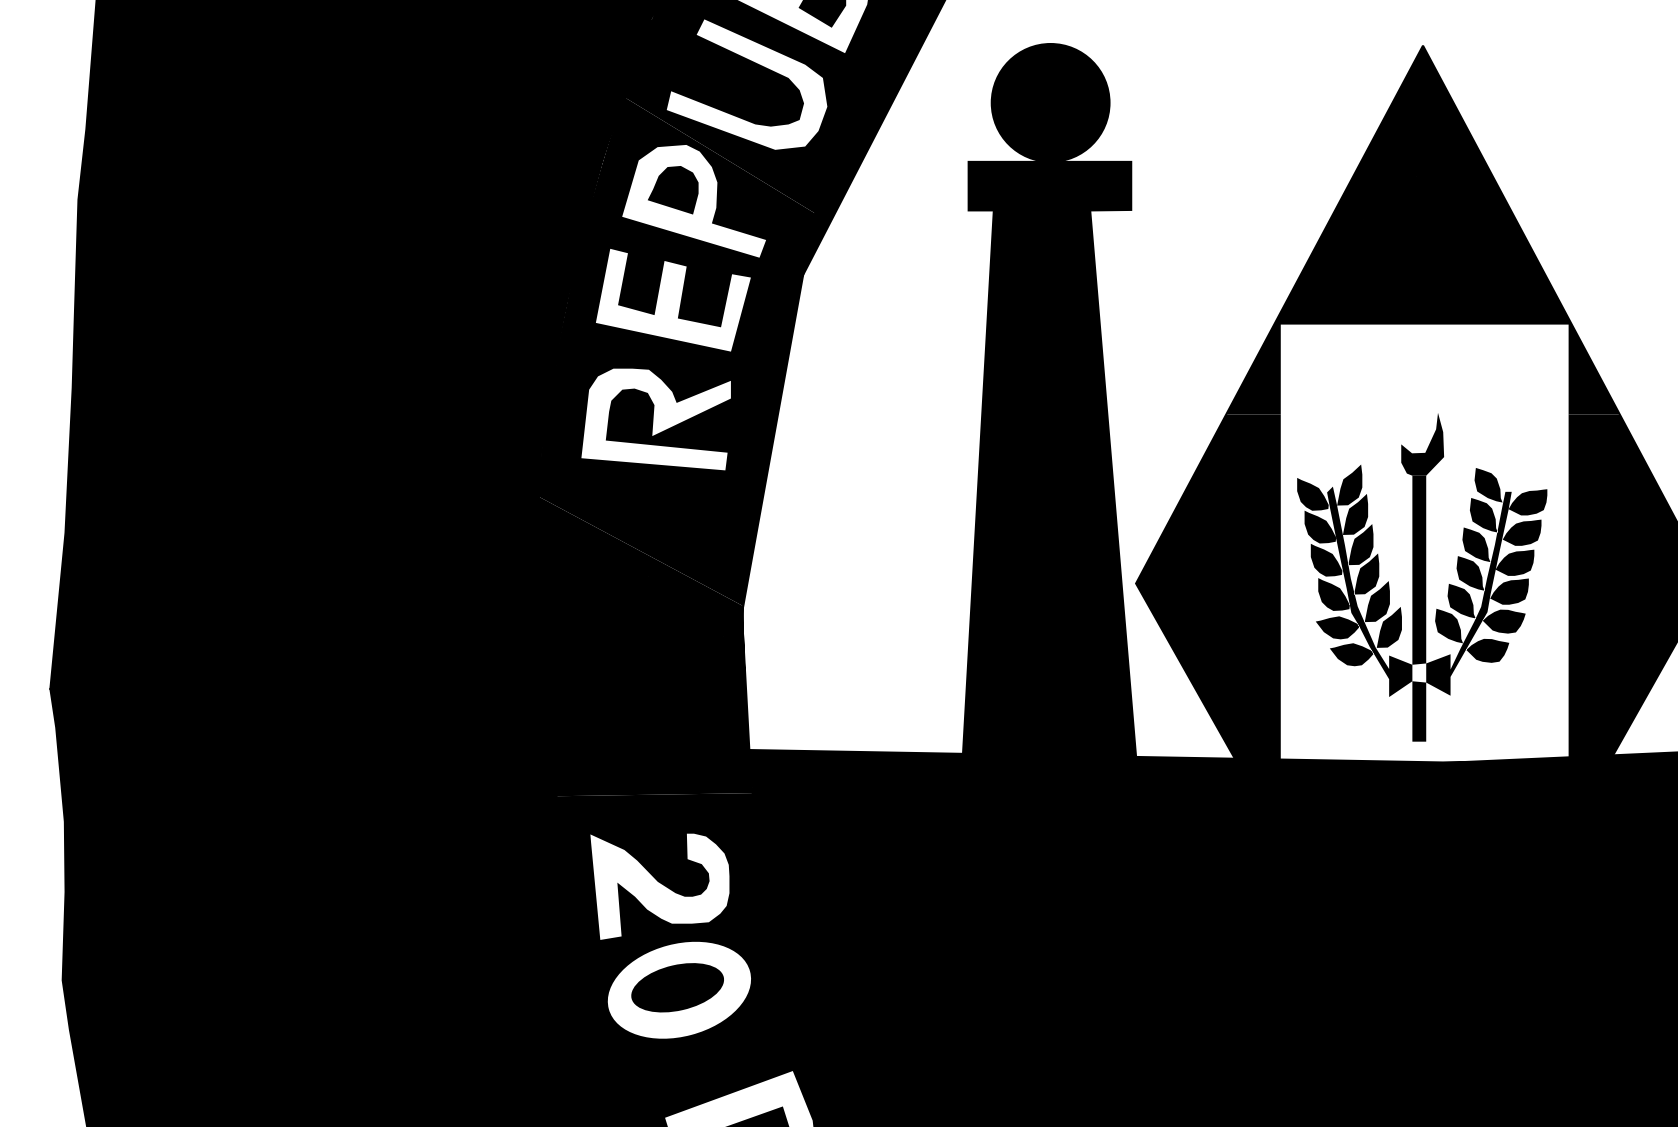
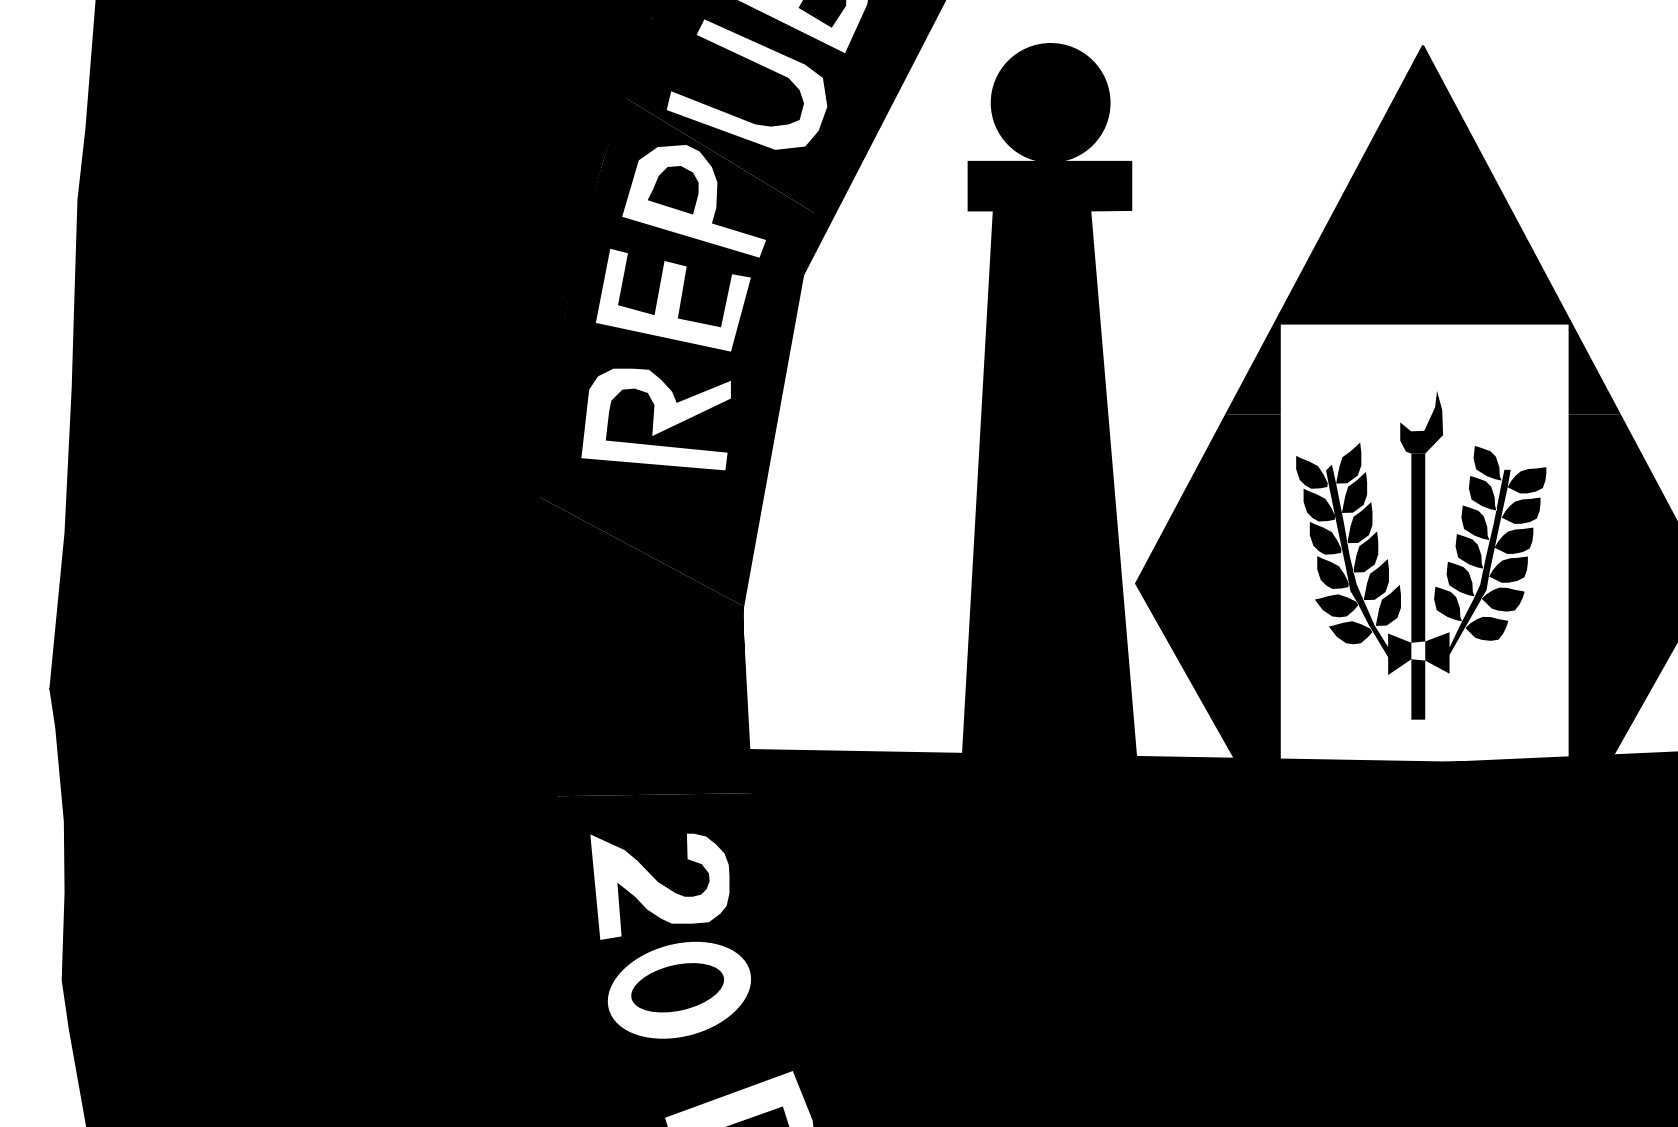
part position: (1422, 577) -> (1421, 555) (1421, 555)
